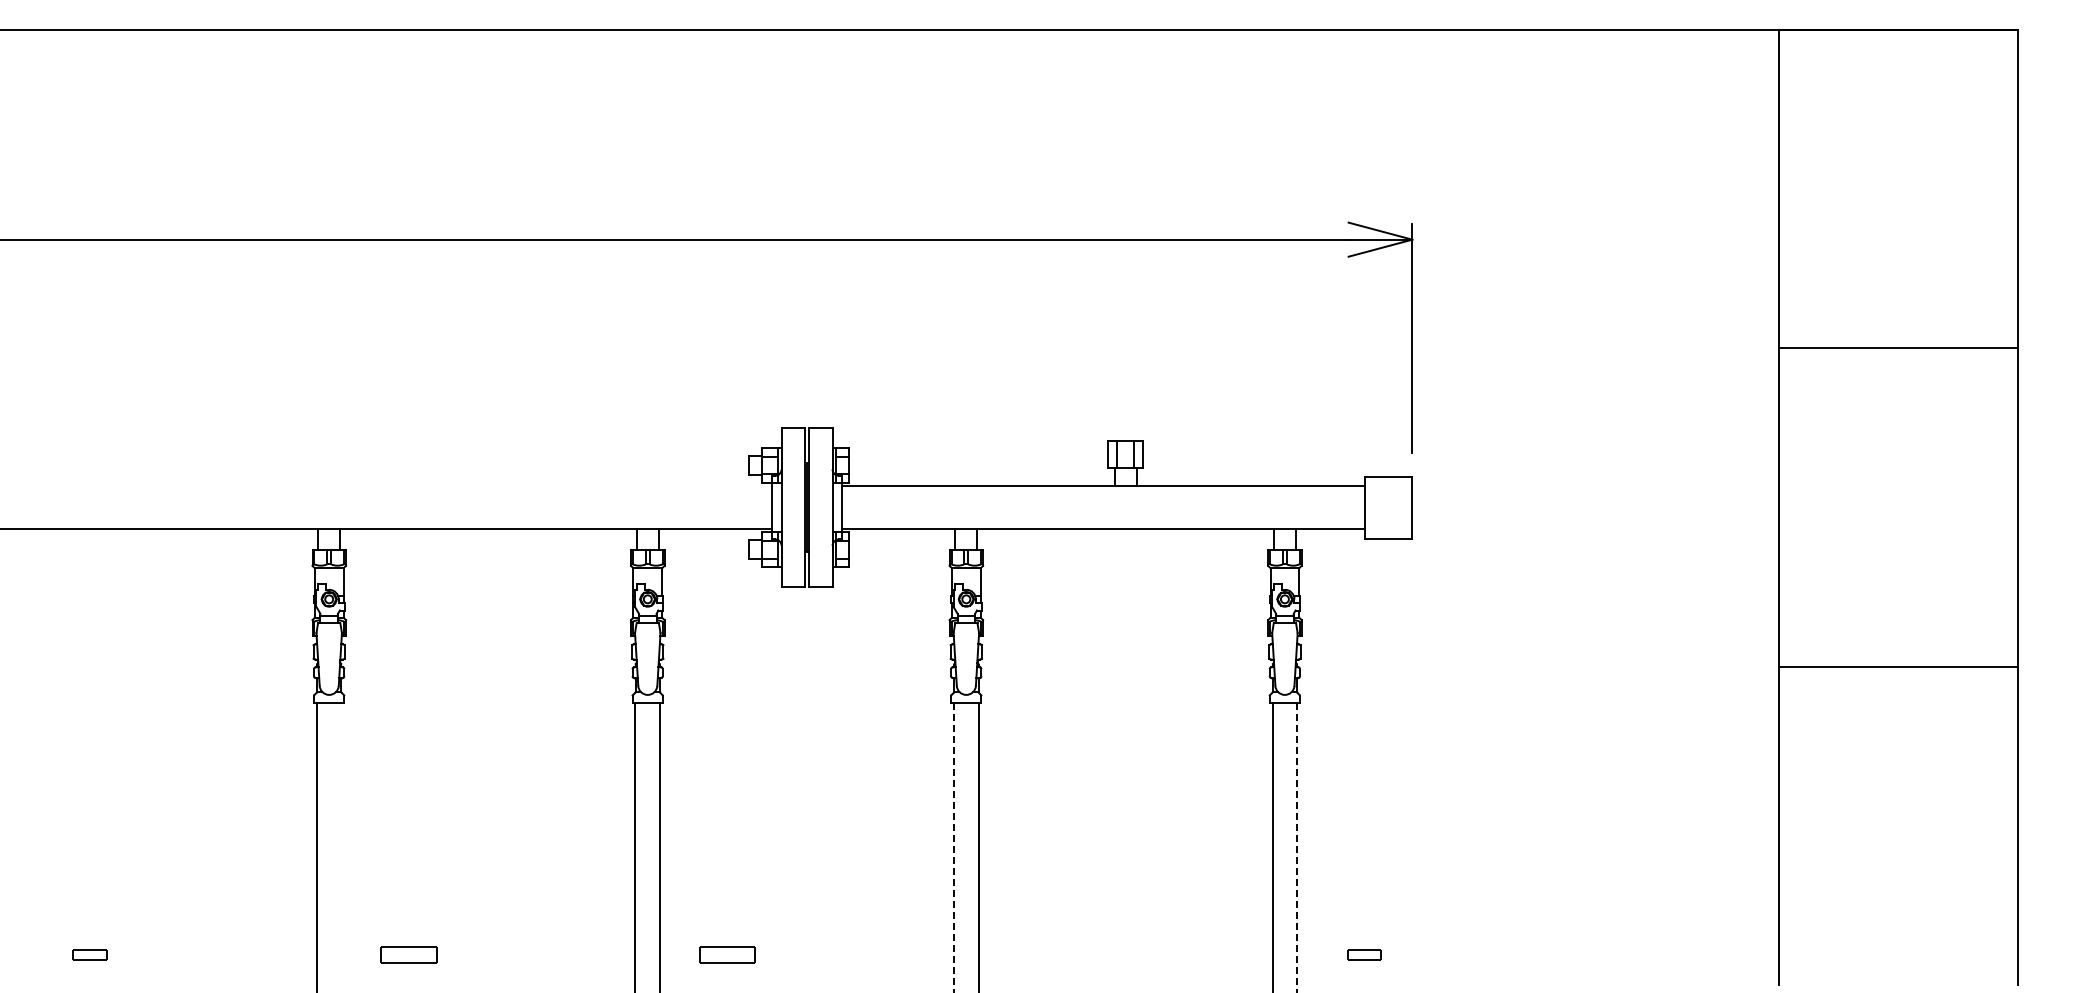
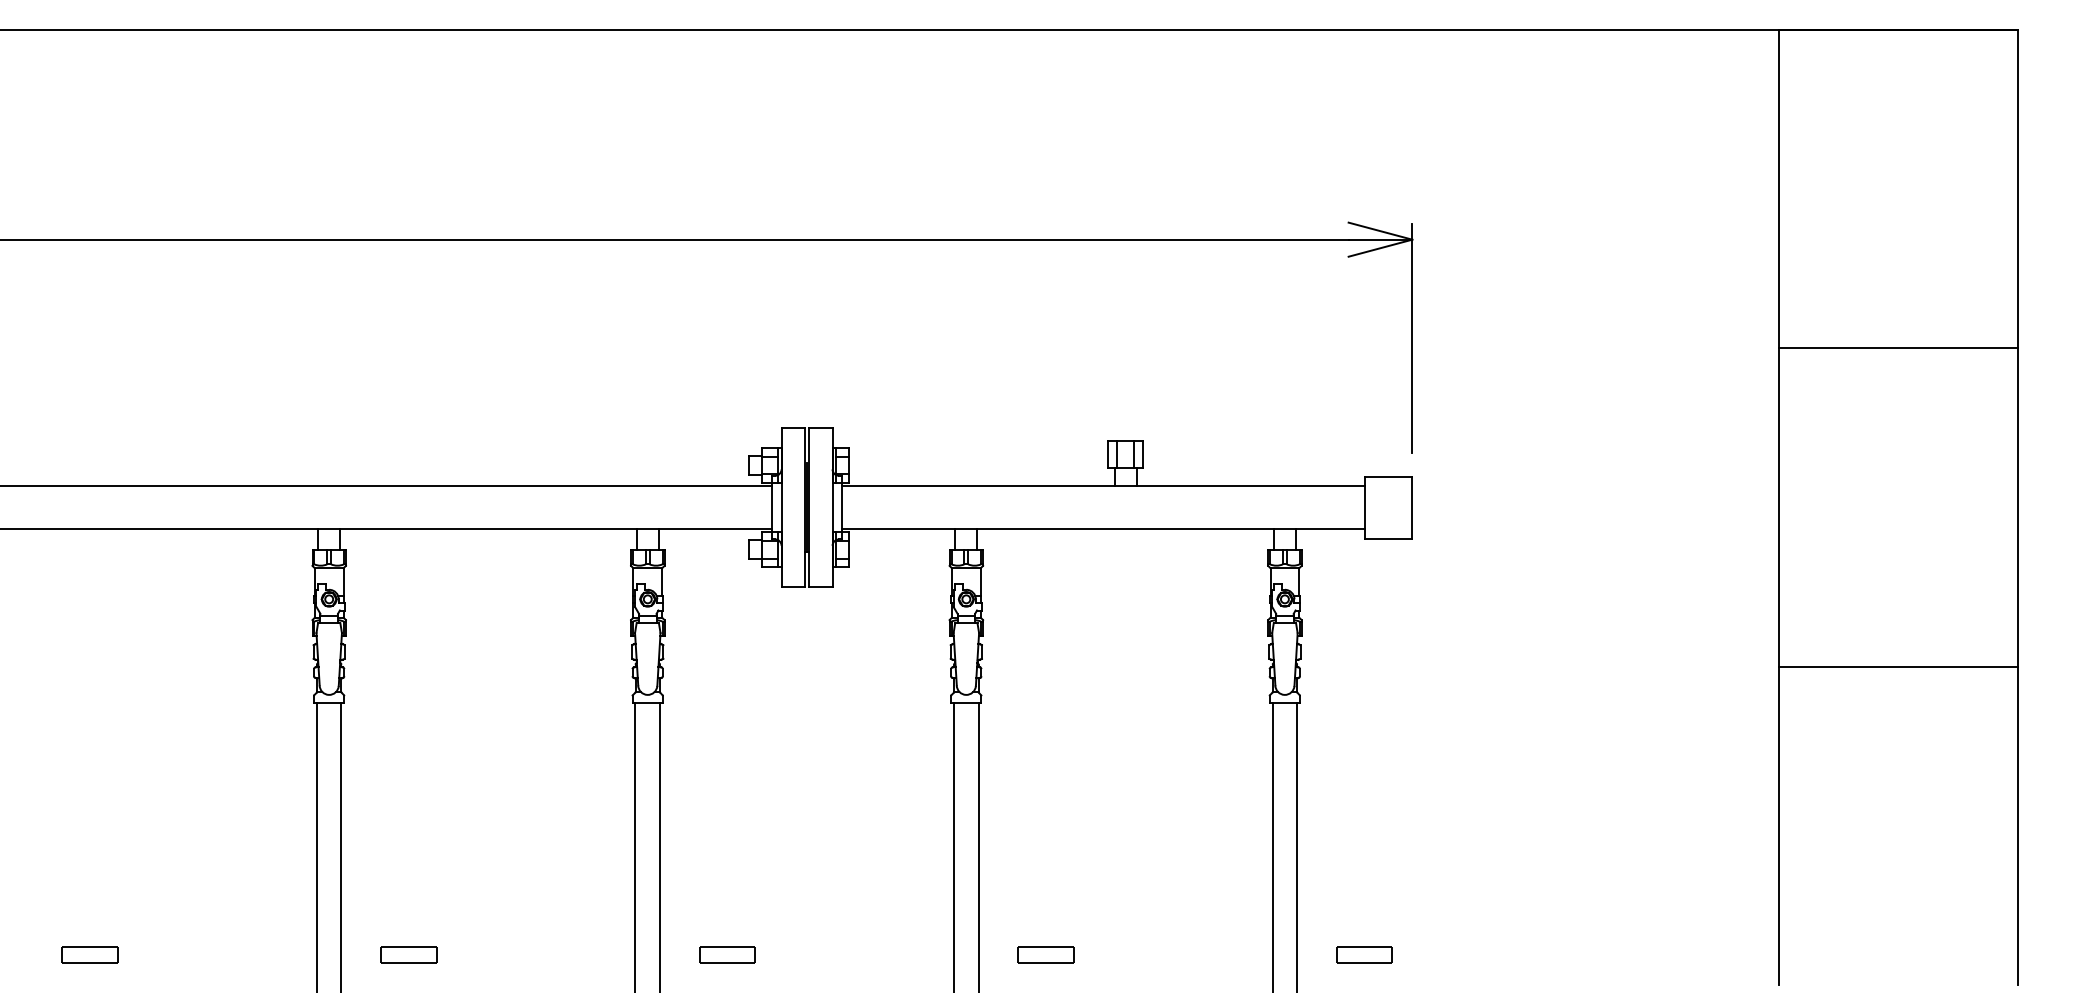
line: none -> present (387, 485)
line: none -> present (341, 845)
line: dashed -> solid (953, 847)
line: dashed -> solid (1297, 847)
part size: 36x12 px -> 58x18 px (89, 954)
part: none -> present (1045, 954)
part size: 35x12 px -> 57x18 px (1364, 954)
